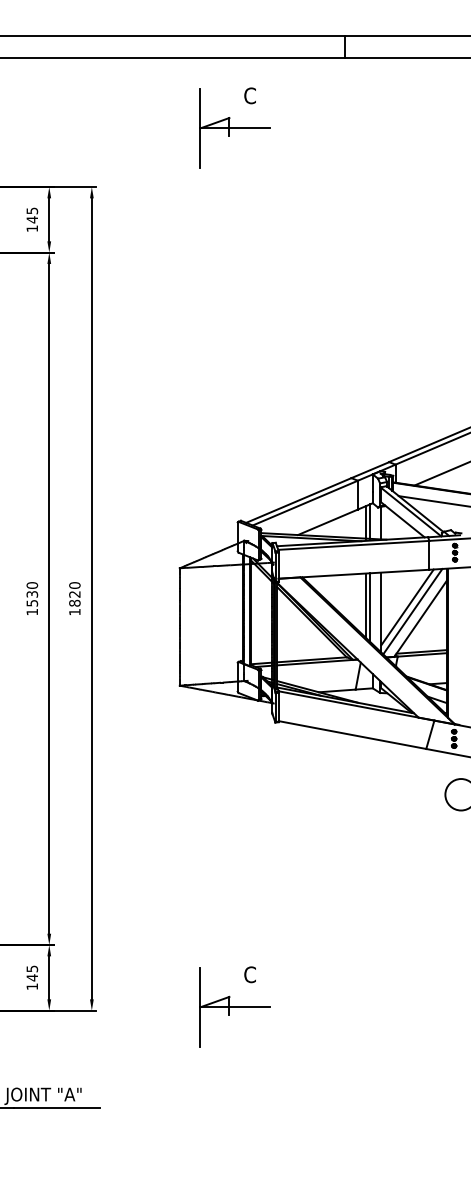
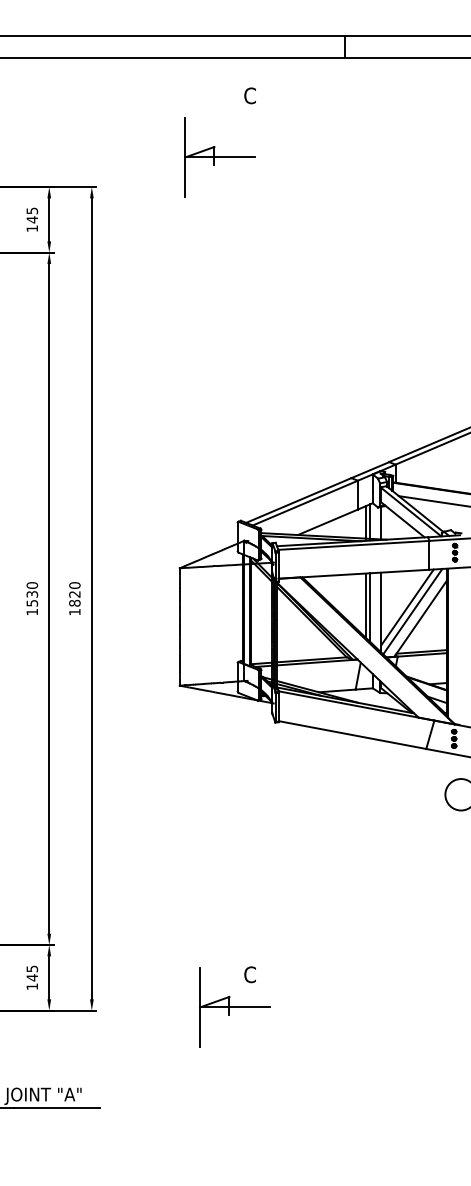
part position: (234, 128) -> (219, 157) (219, 157)
line: present -> none (440, 474)
